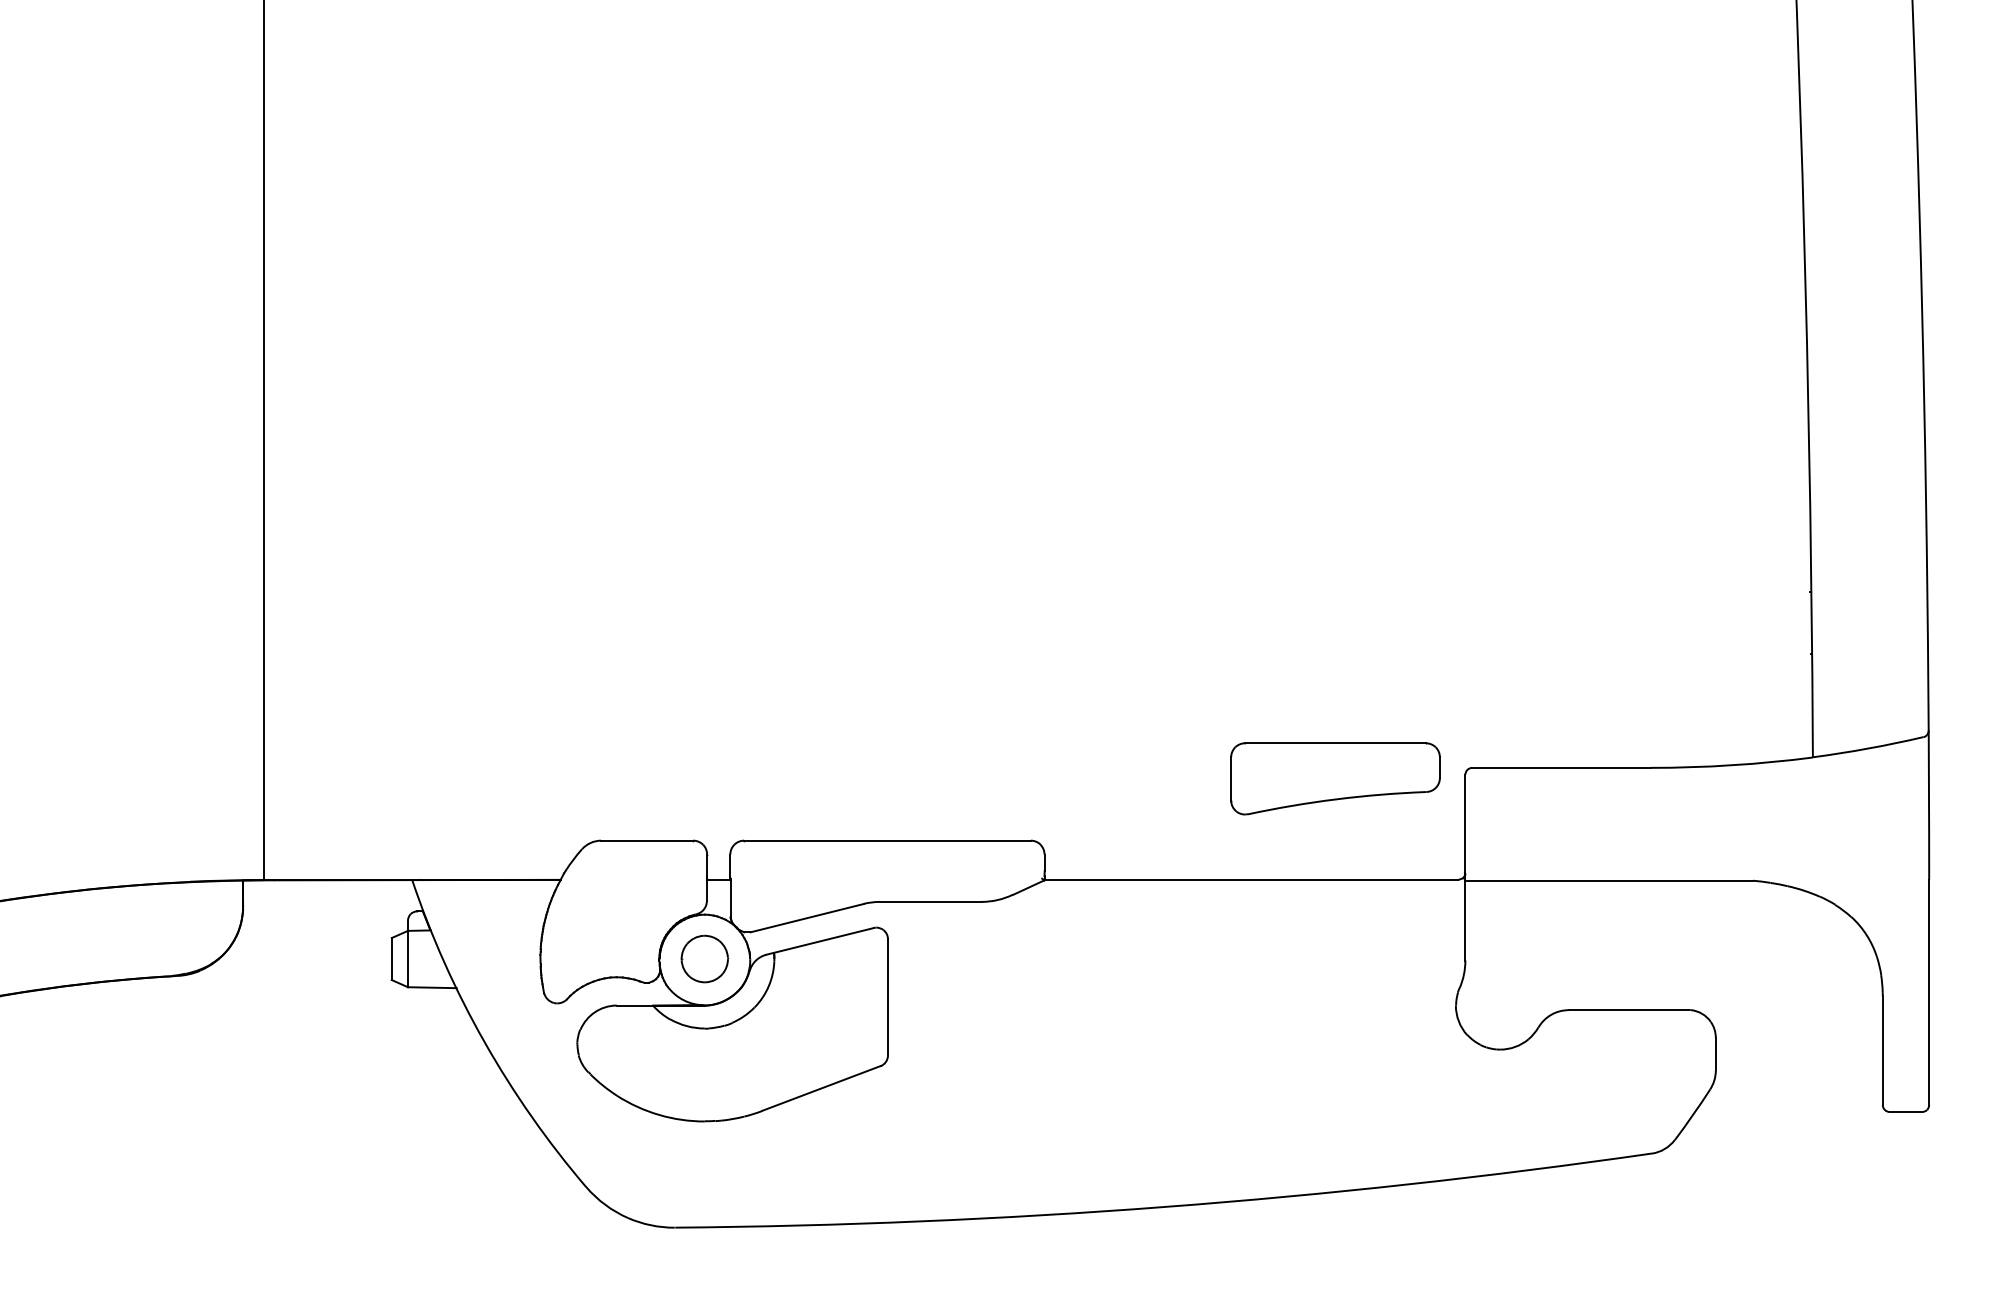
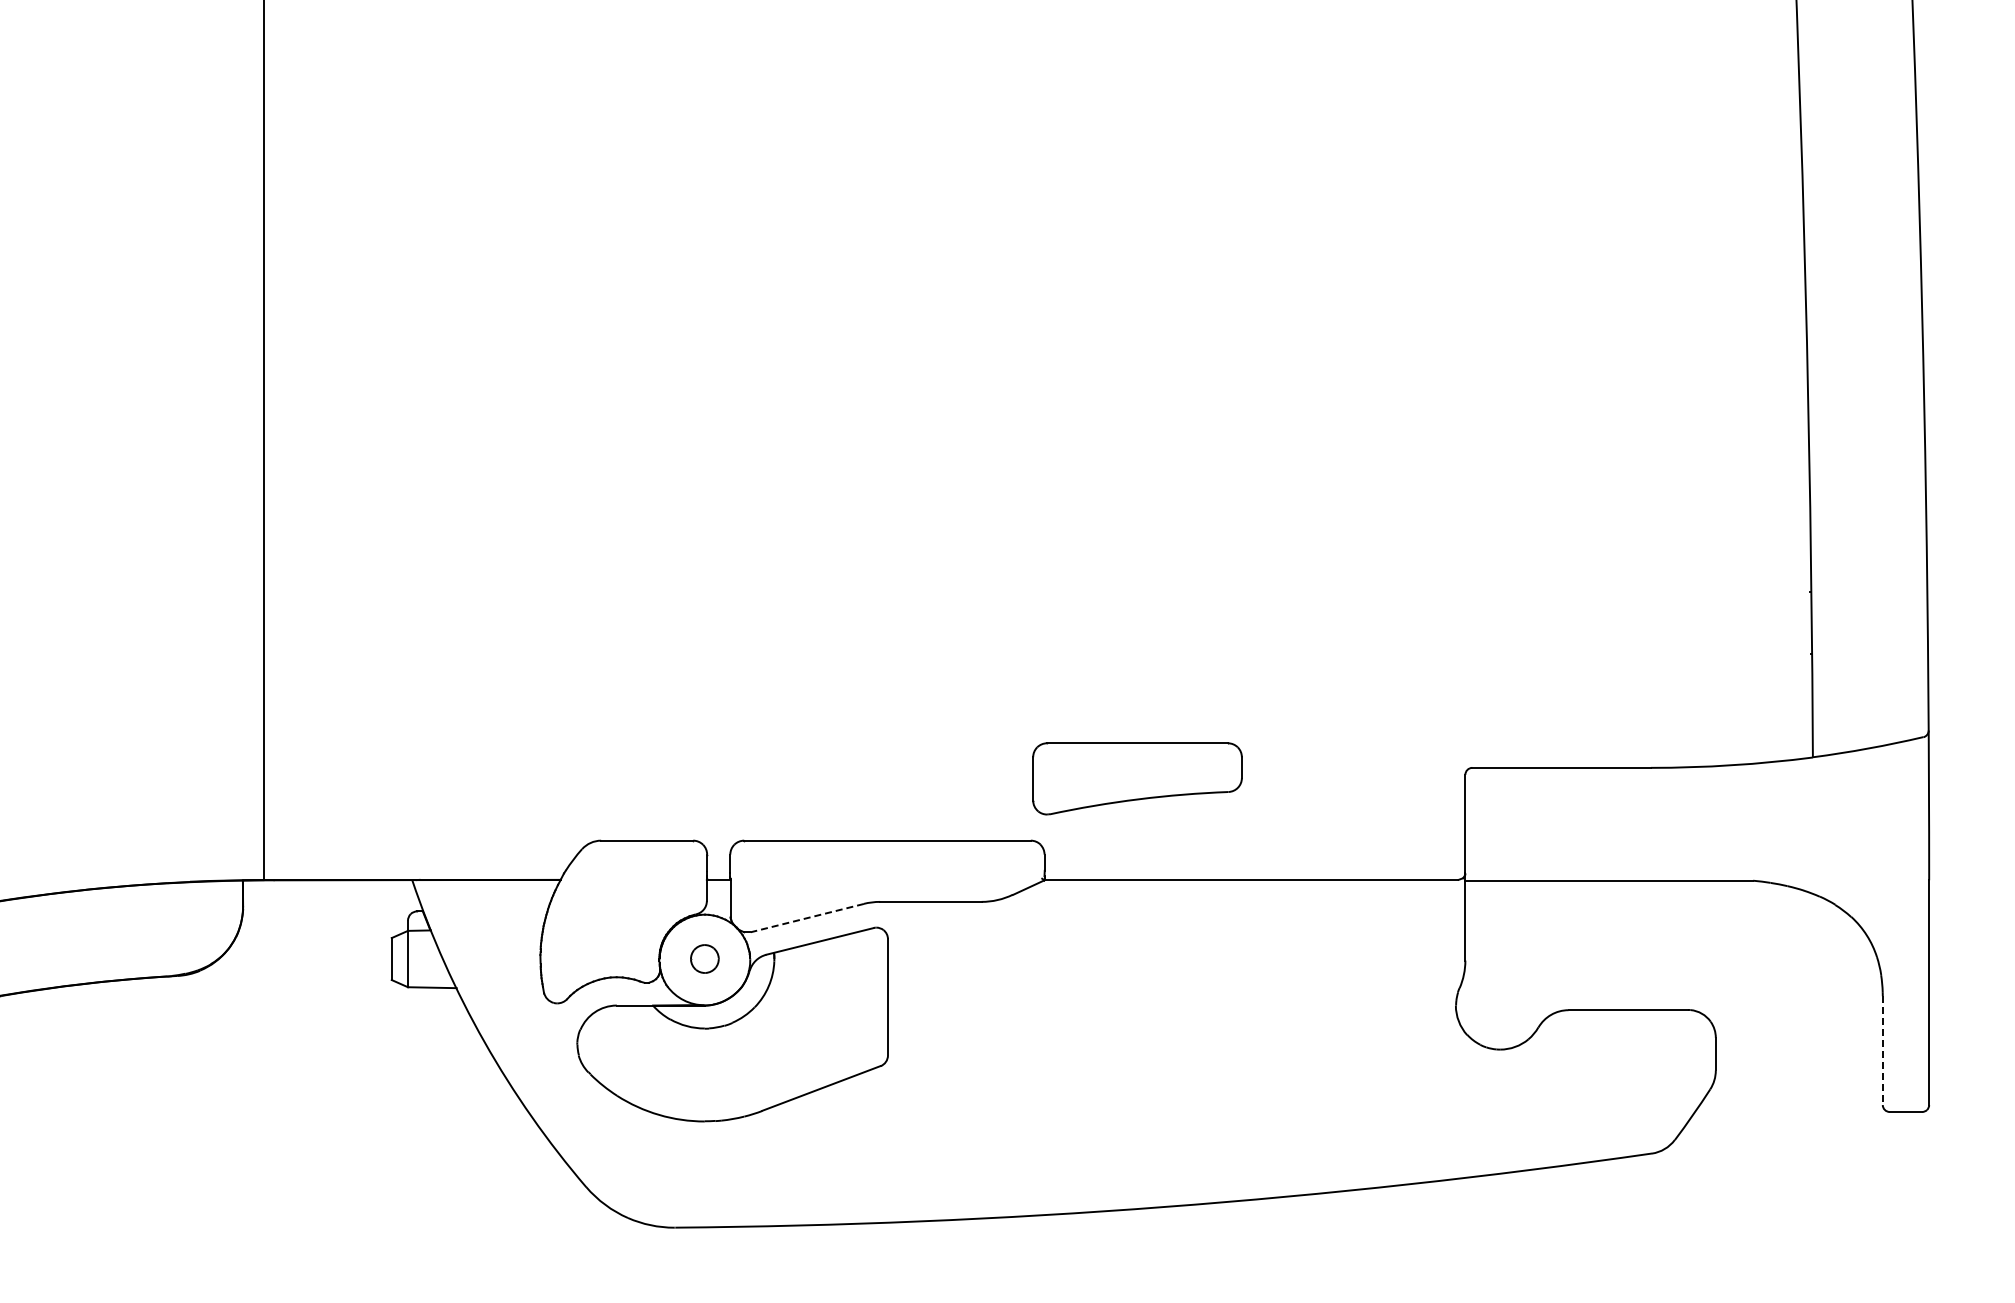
part position: (1335, 778) -> (1137, 778) (1137, 778)
line: solid -> dashed (806, 918)
part size: 50x50 px -> 30x30 px (704, 958)
line: solid -> dashed (1882, 1051)
